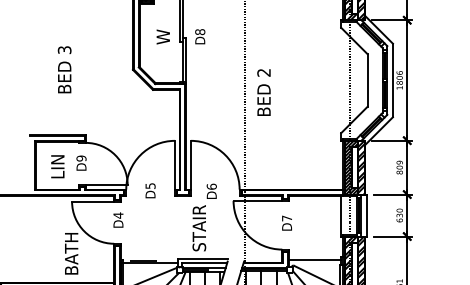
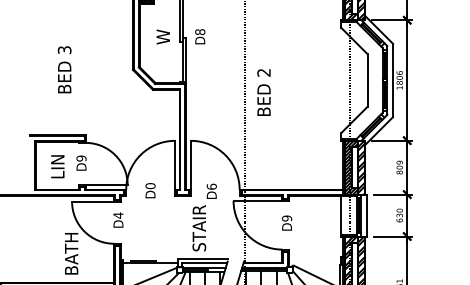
text: D5 -> D0 (150, 186)
text: D7 -> D9 (287, 218)
line: present -> none (314, 260)
